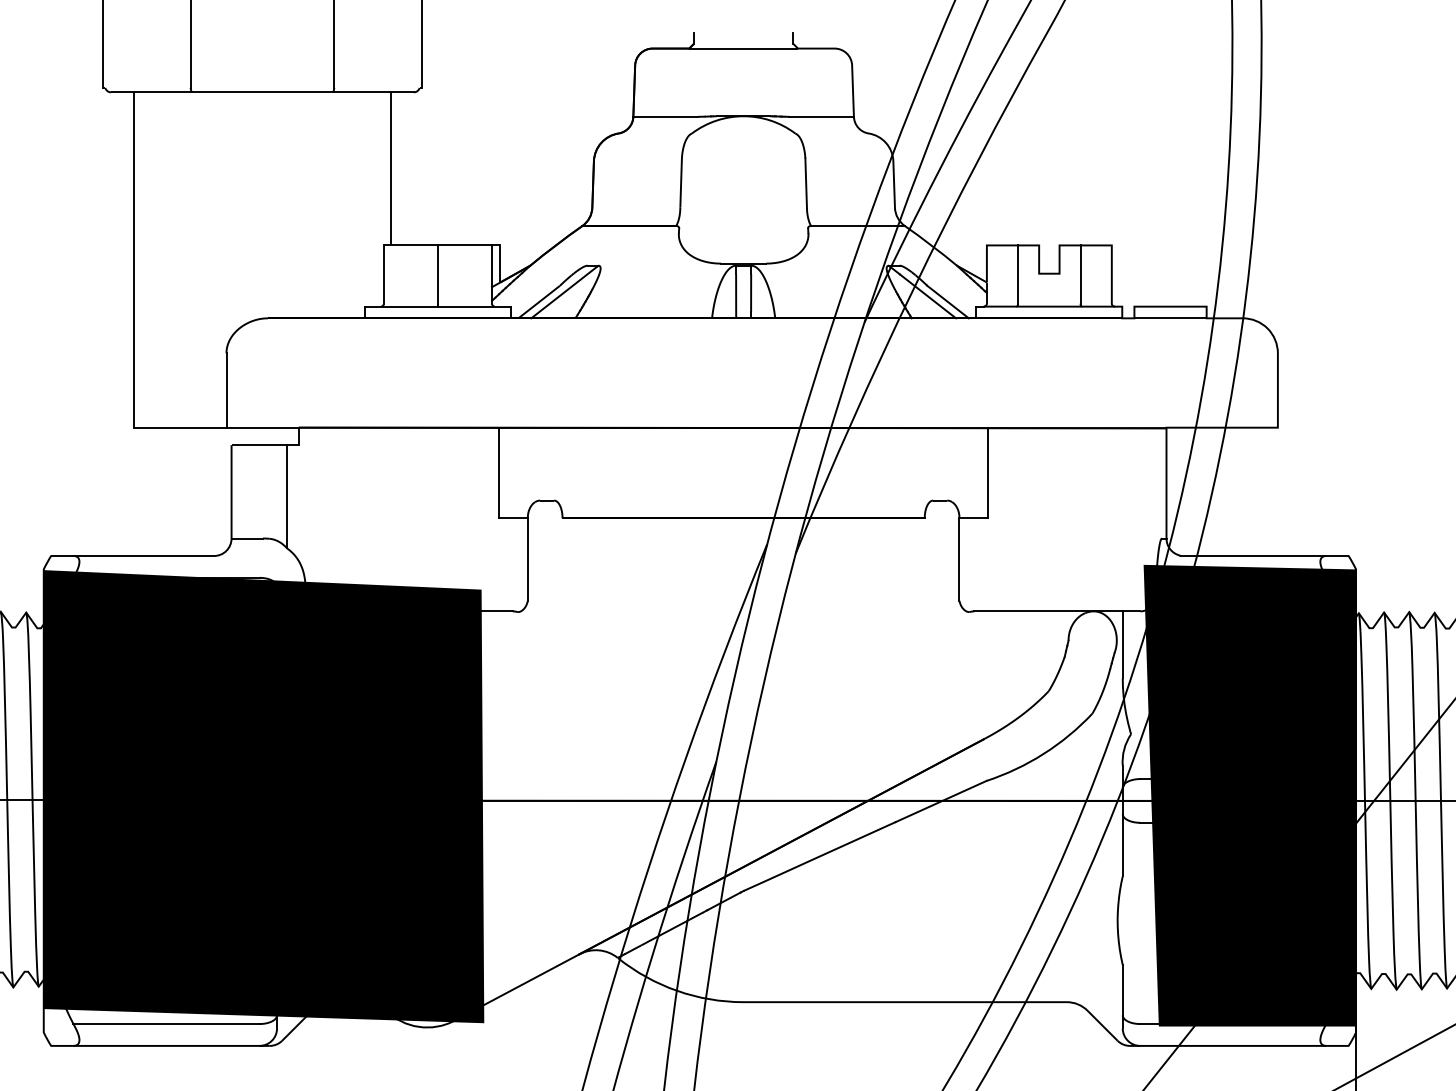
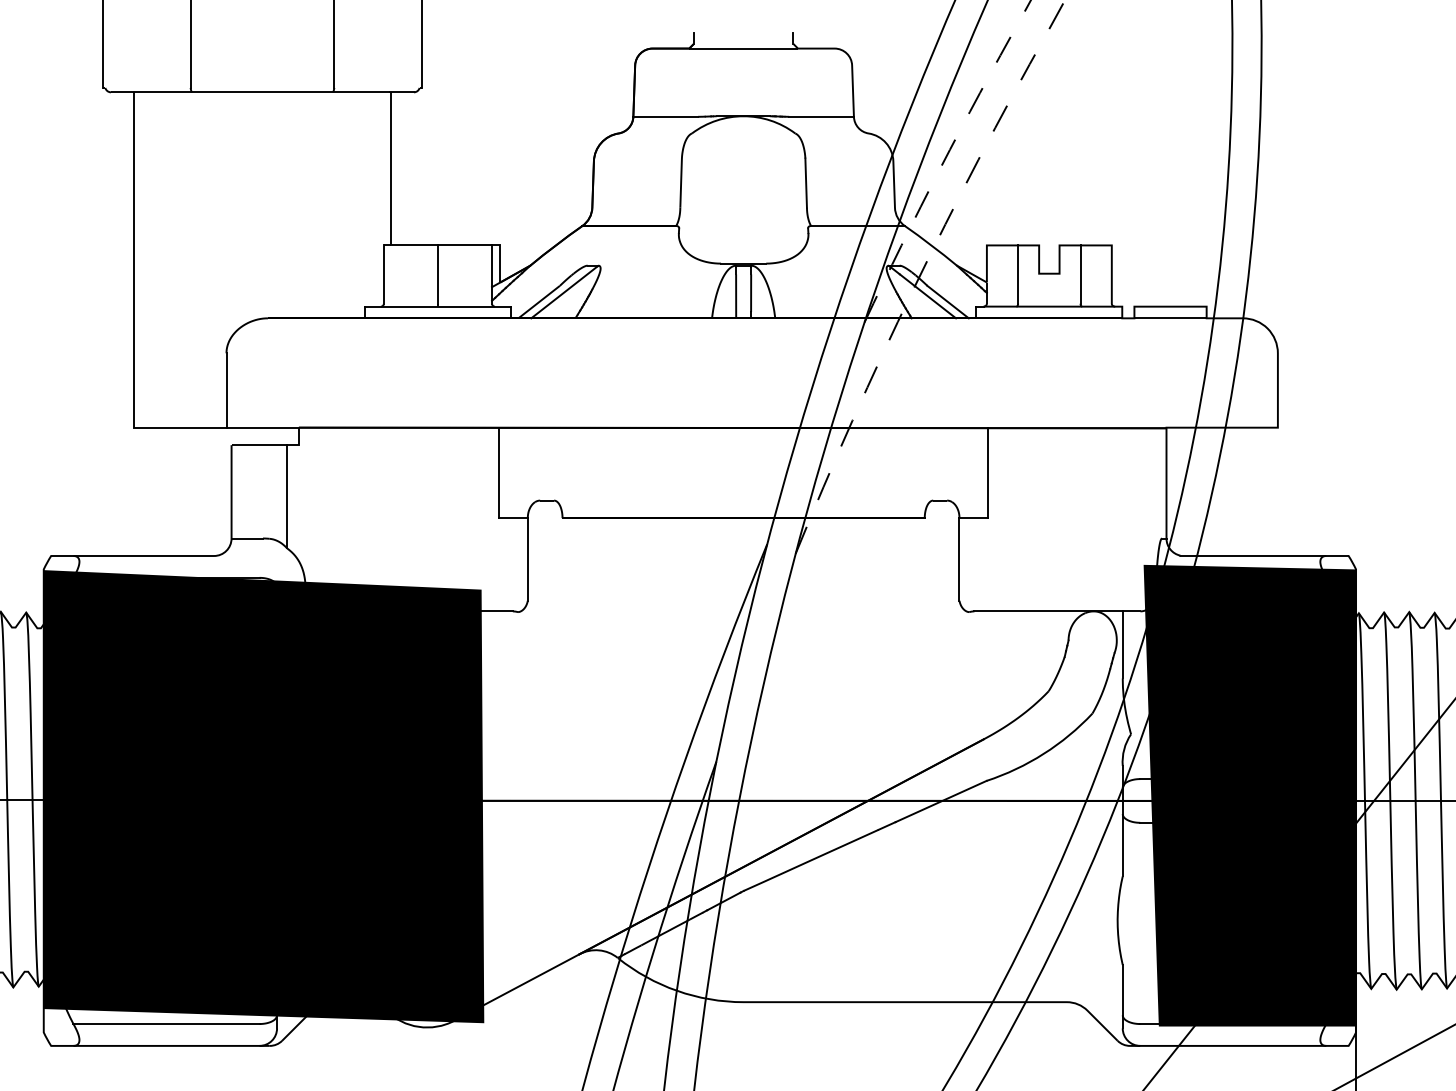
line: solid -> dashed (944, 159)
line: solid -> dashed (921, 272)
